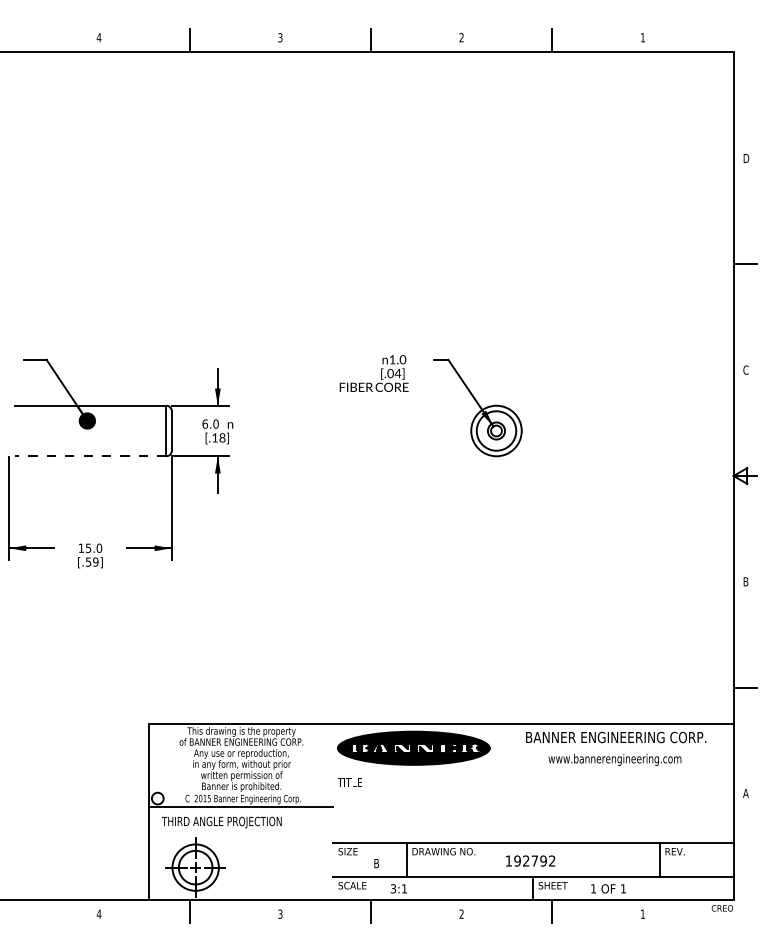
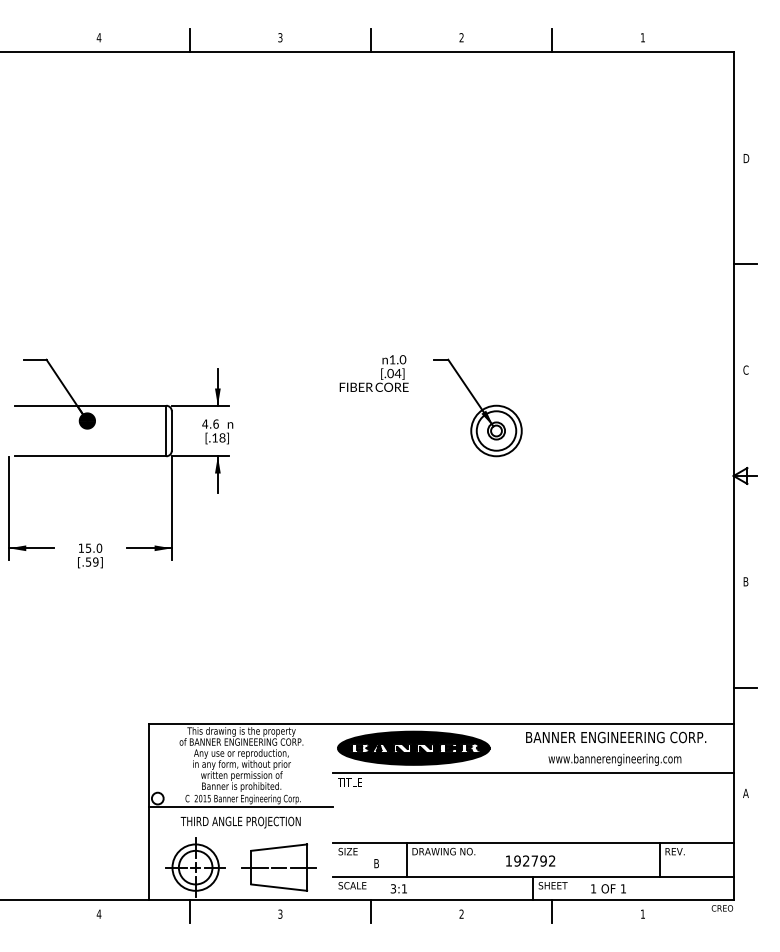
text: 6.0 -> 4.6 (210, 423)
line: dashed -> solid (90, 456)
line: none -> present (533, 773)
text position: (221, 822) -> (240, 822) (240, 822)
part: none -> present (278, 867)
